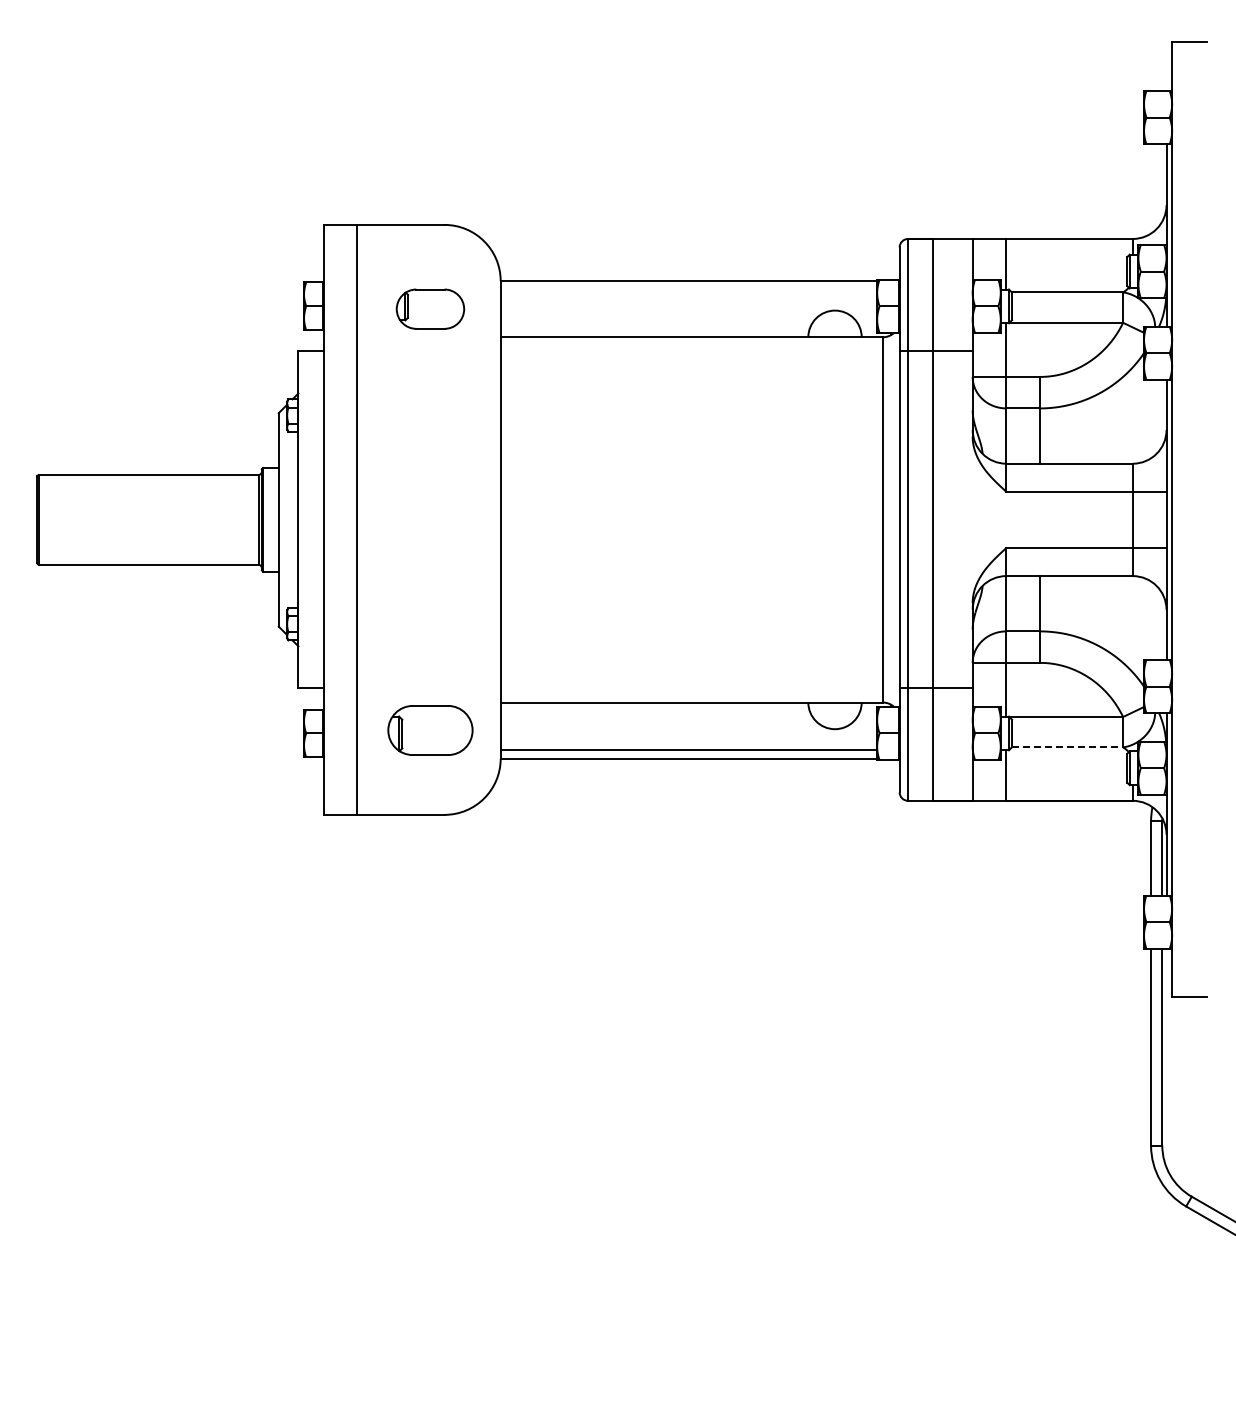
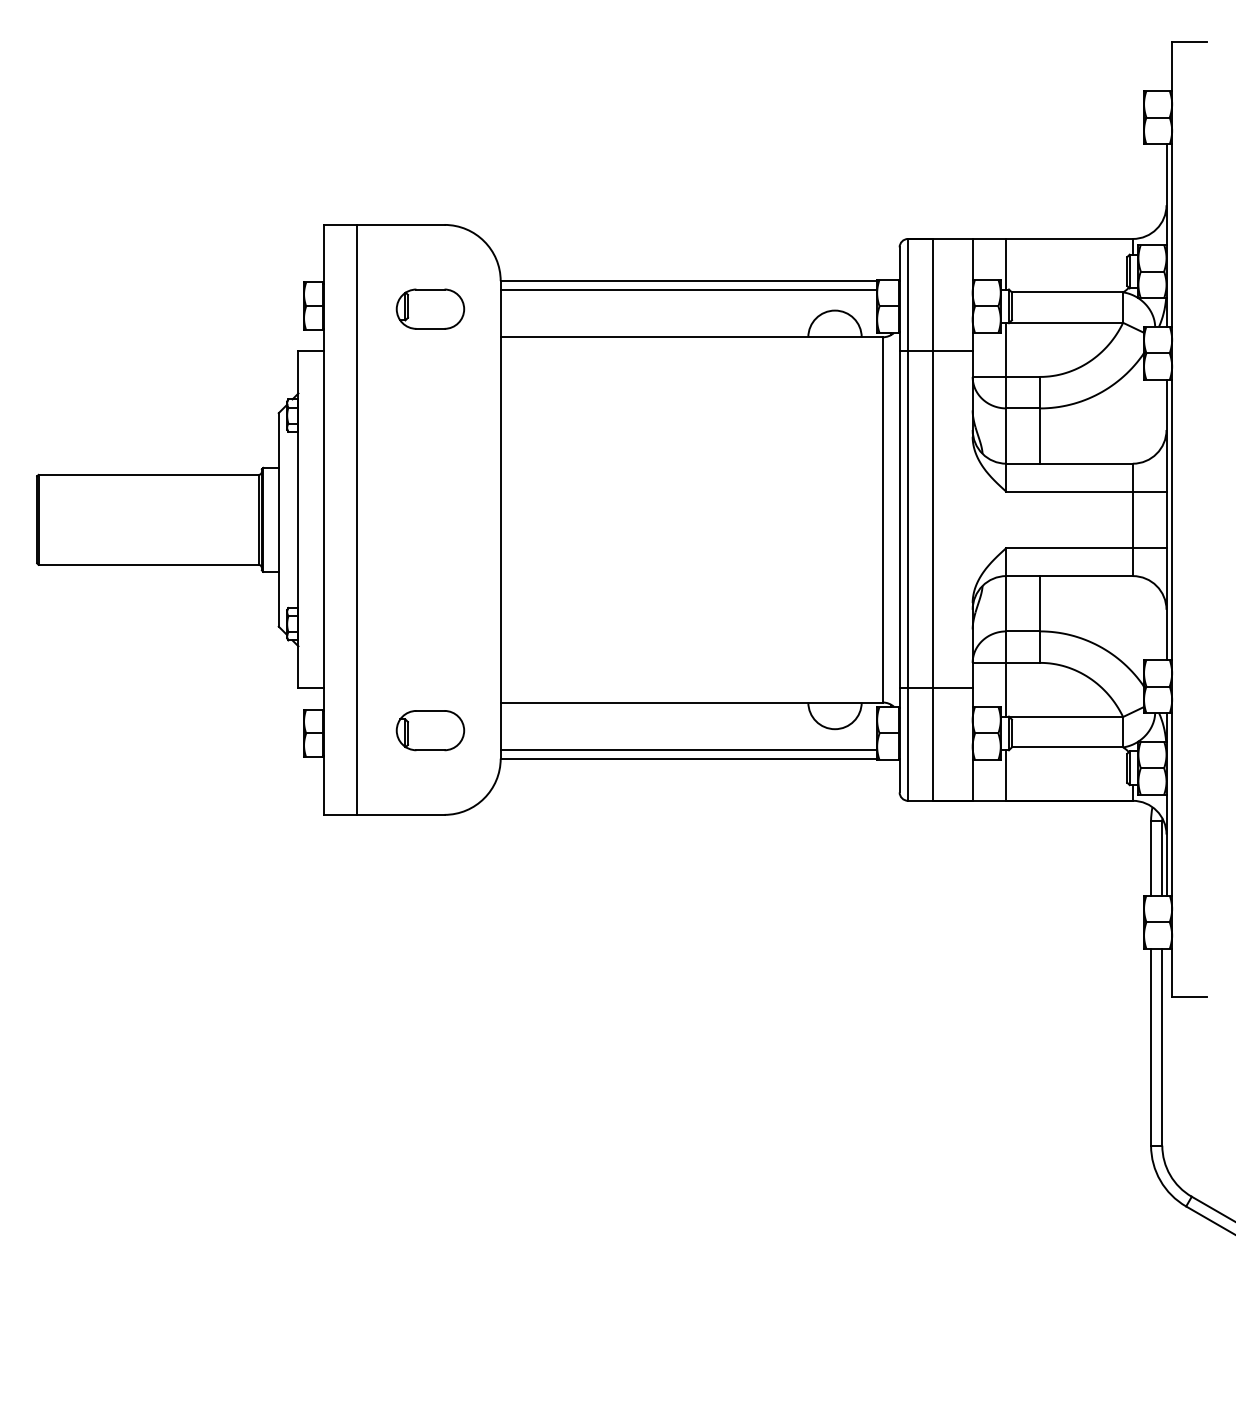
line: none -> present (688, 289)
part size: 87x51 px -> 71x42 px (430, 730)
line: dashed -> solid (1067, 747)
